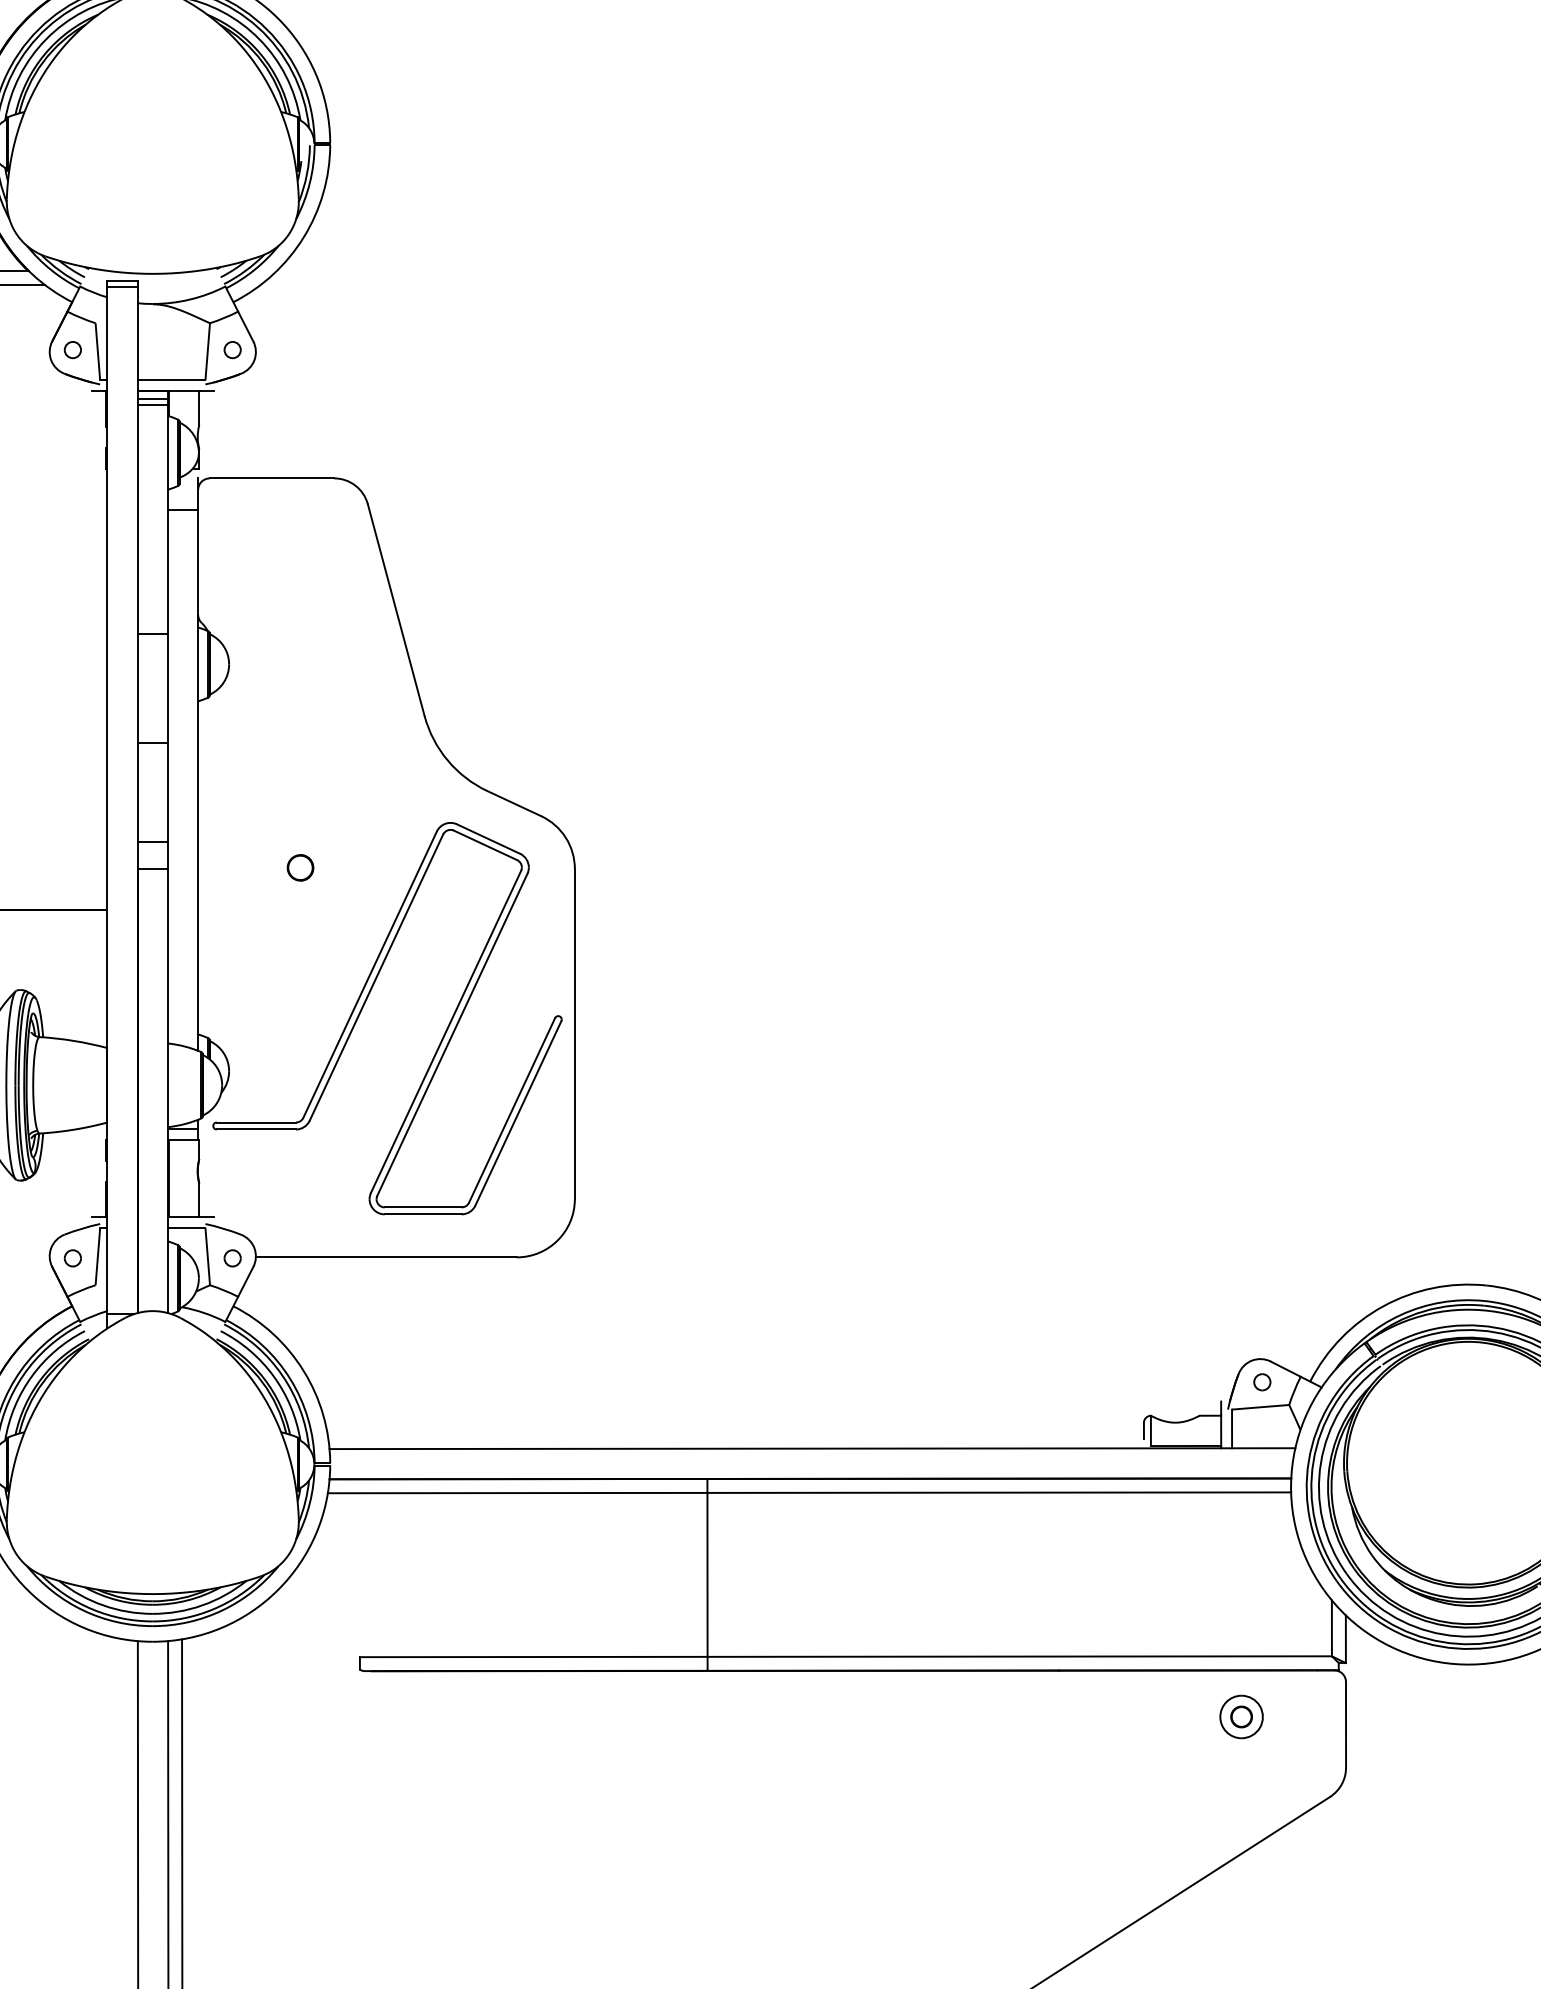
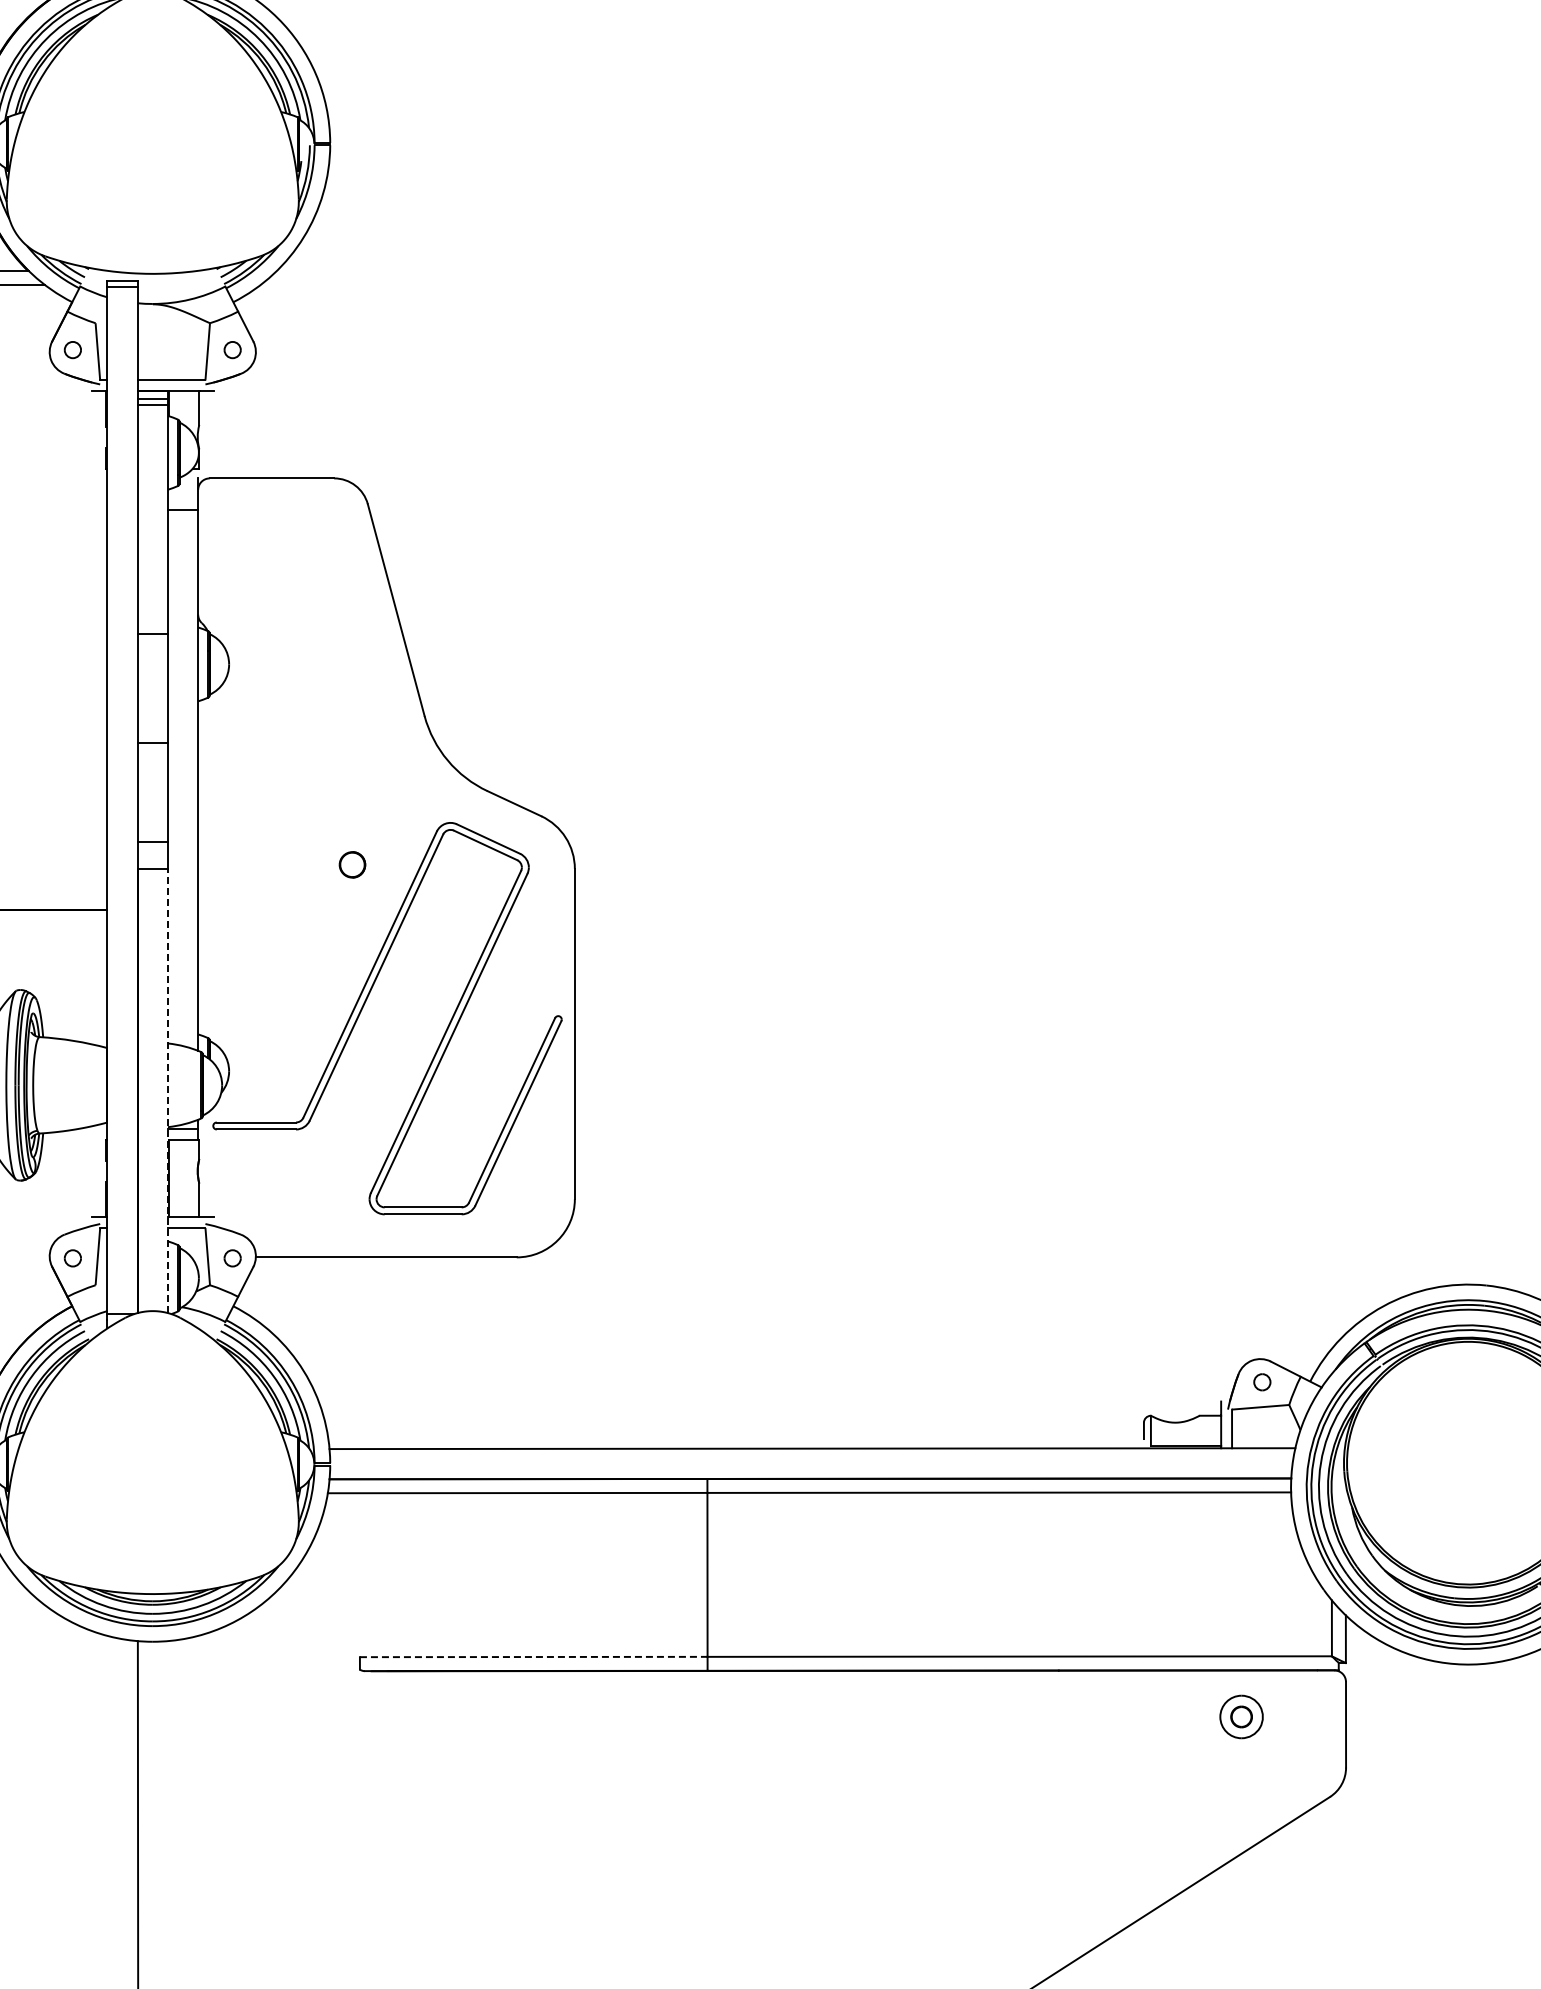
part position: (300, 867) -> (352, 864) (352, 864)
line: solid -> dashed (167, 1091)
line: solid -> dashed (533, 1657)
line: present -> none (182, 1812)
line: present -> none (168, 1813)
